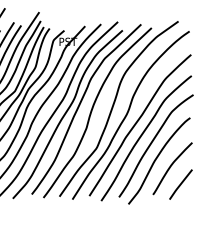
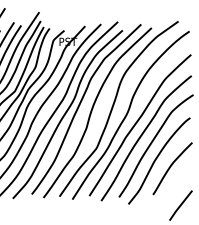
line position: (180, 184) -> (180, 205) (180, 205)
